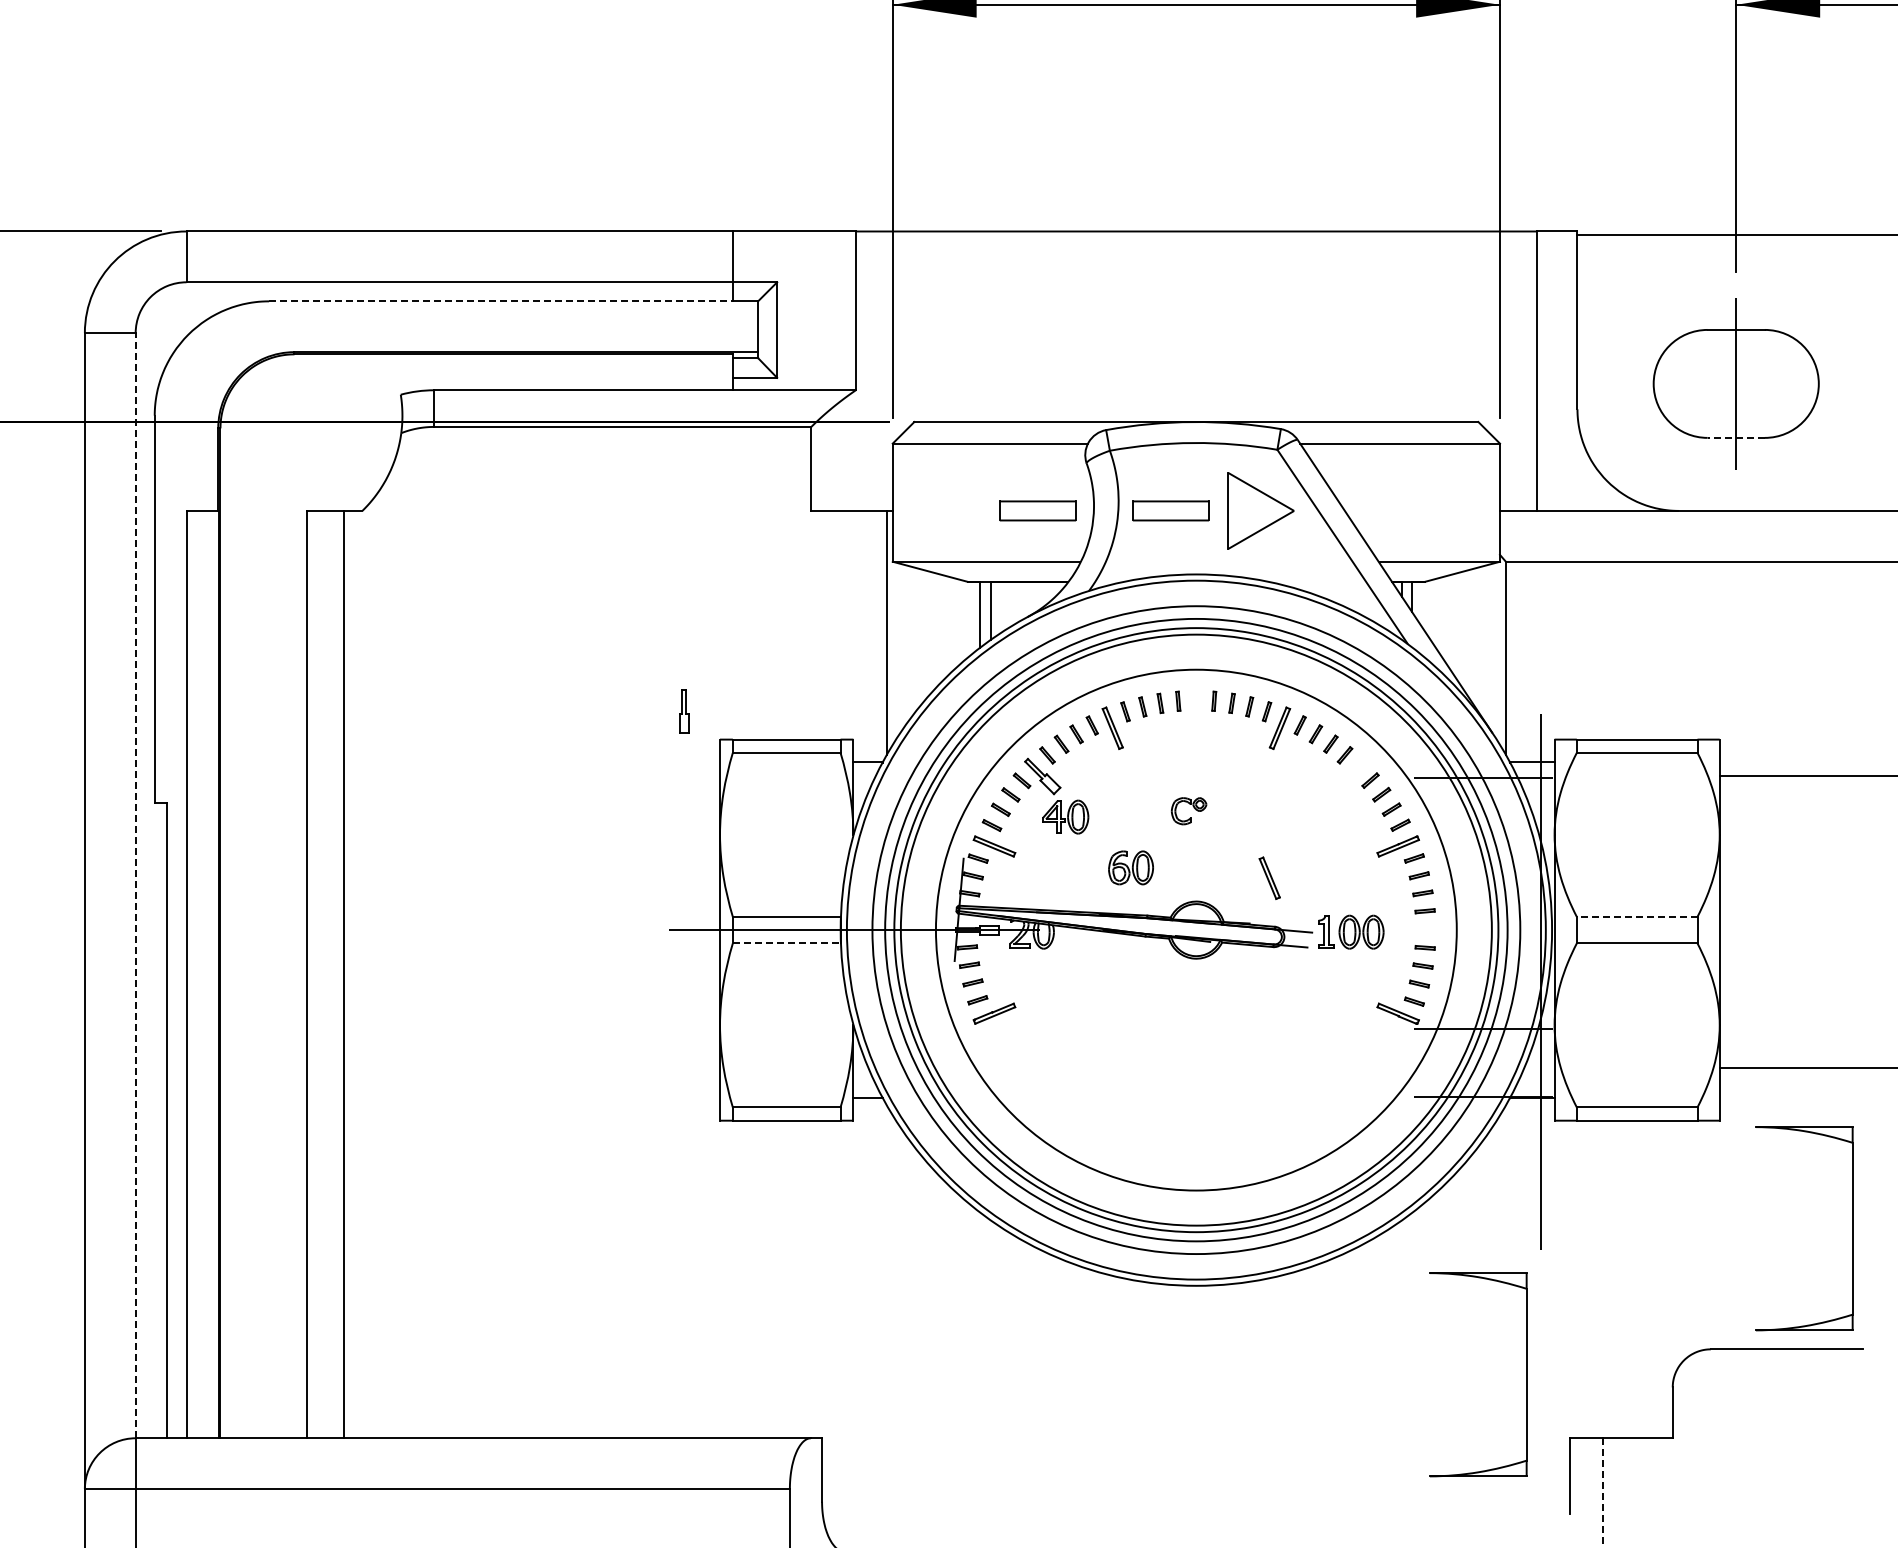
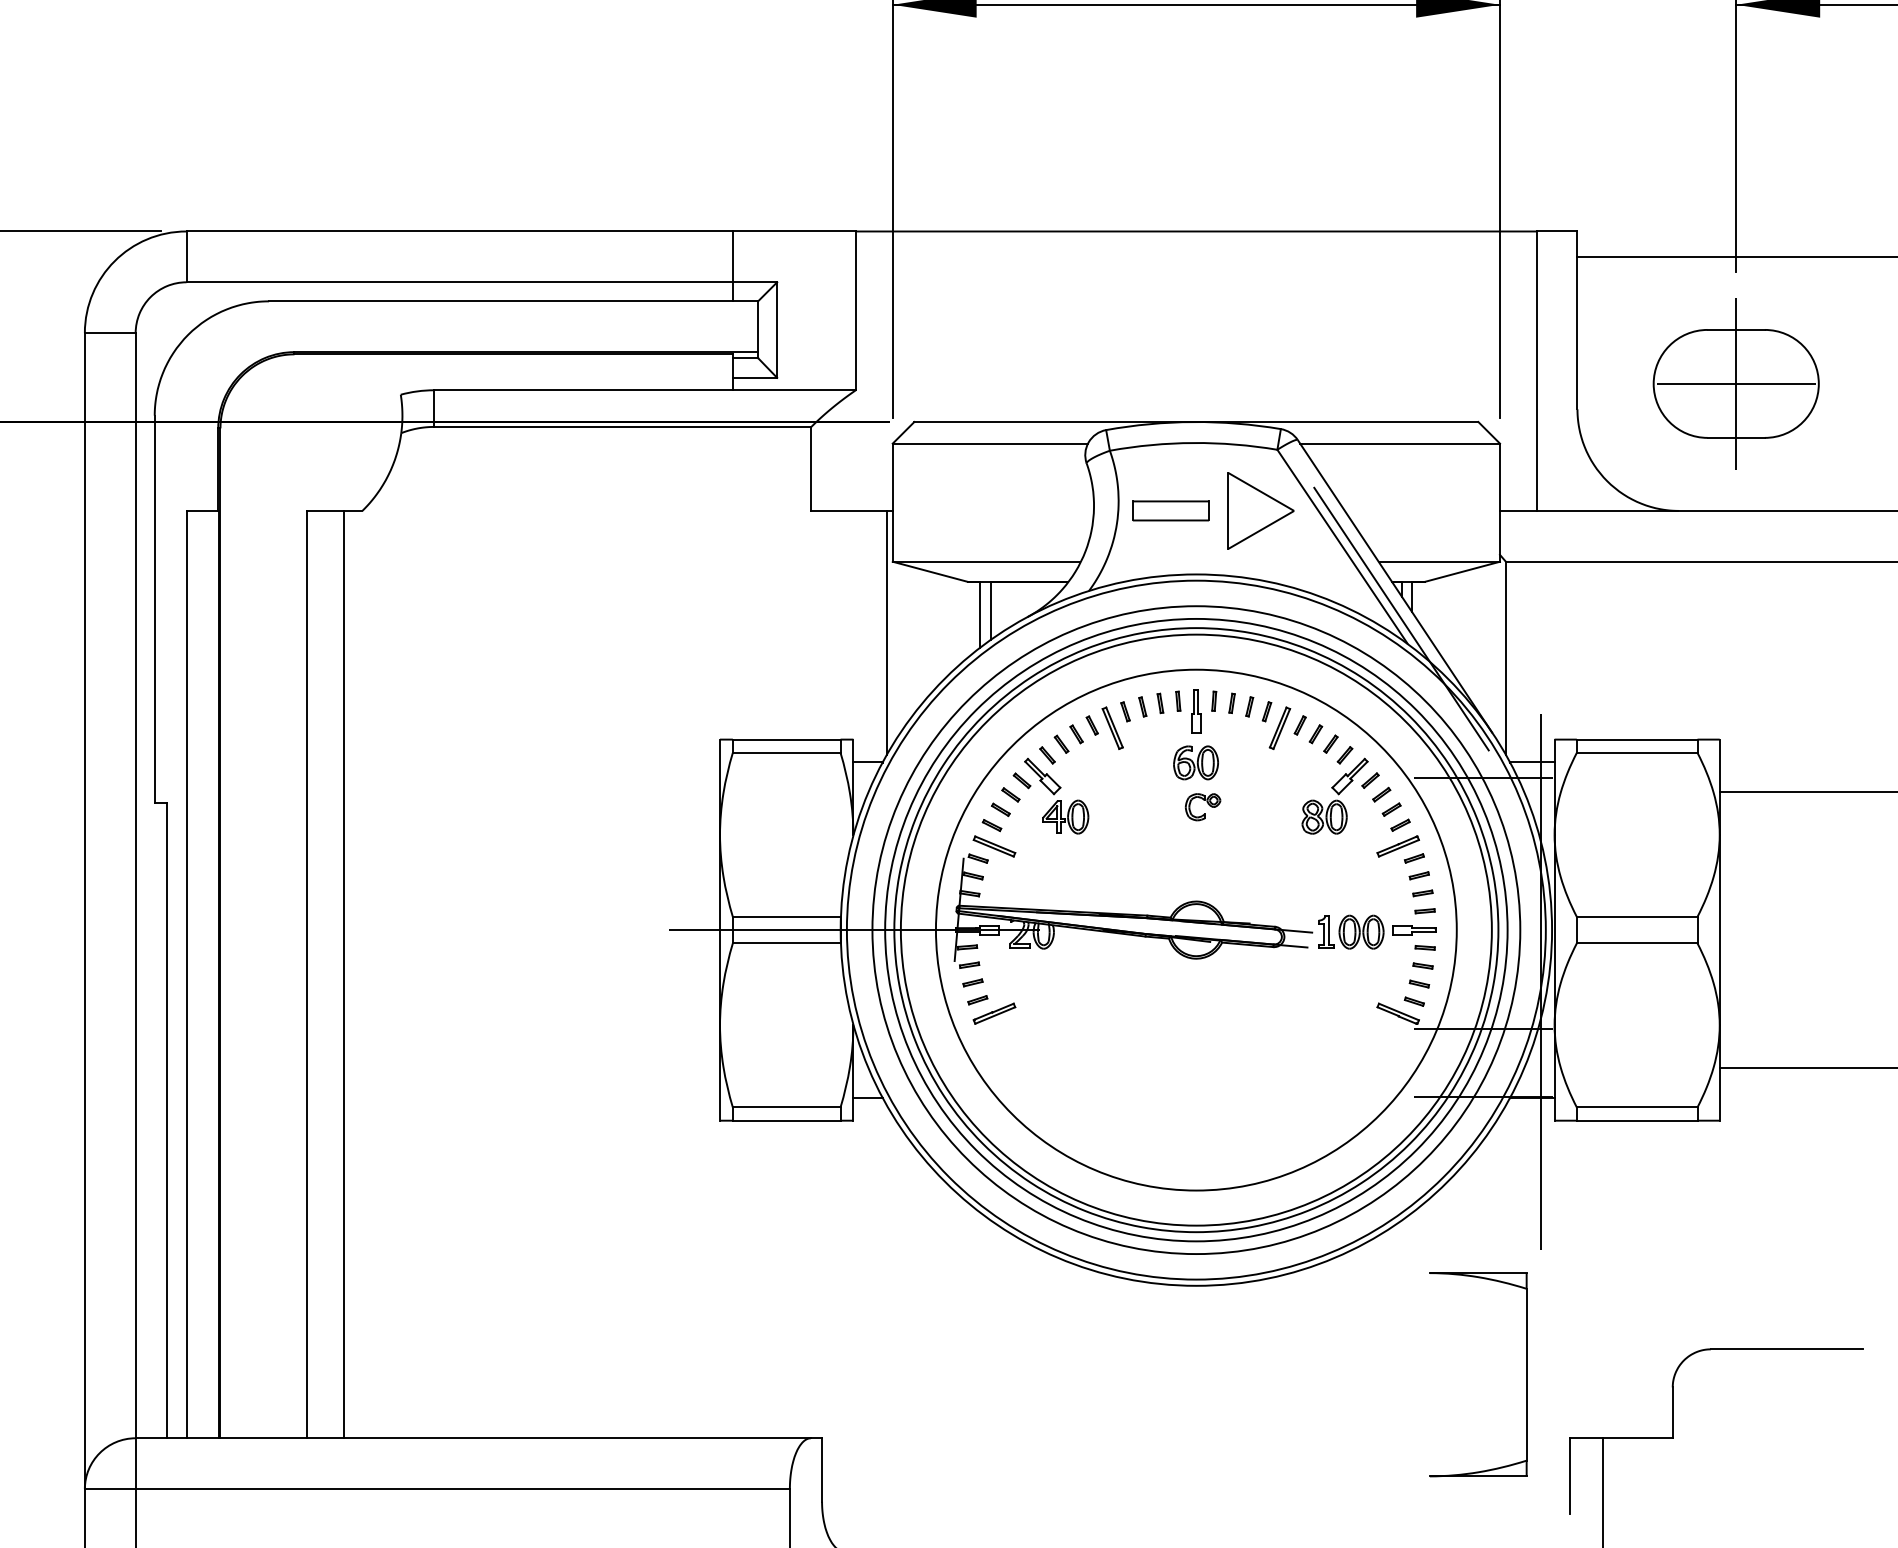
line position: (1735, 234) -> (1735, 256) (1735, 256)
line: dashed -> solid (500, 301)
line: none -> present (1735, 383)
line: dashed -> solid (1736, 437)
part: present -> none (1037, 510)
line: none -> present (1401, 619)
part position: (684, 711) -> (1196, 711) (1196, 711)
line position: (1806, 776) -> (1806, 792) (1806, 792)
part: none -> present (1334, 795)
part position: (1194, 809) -> (1208, 805) (1208, 805)
part position: (1130, 867) -> (1195, 762) (1195, 762)
part: present -> none (1269, 877)
line: dashed -> solid (135, 885)
line: dashed -> solid (1636, 916)
part: none -> present (1414, 930)
line: dashed -> solid (786, 943)
part: present -> none (1852, 1228)
line: dashed -> solid (1602, 1493)
